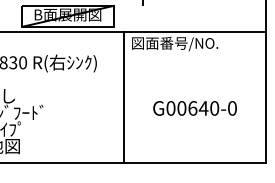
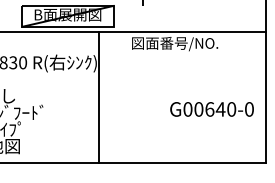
line position: (124, 97) -> (99, 97) (99, 97)
text position: (194, 108) -> (211, 109) (211, 109)
